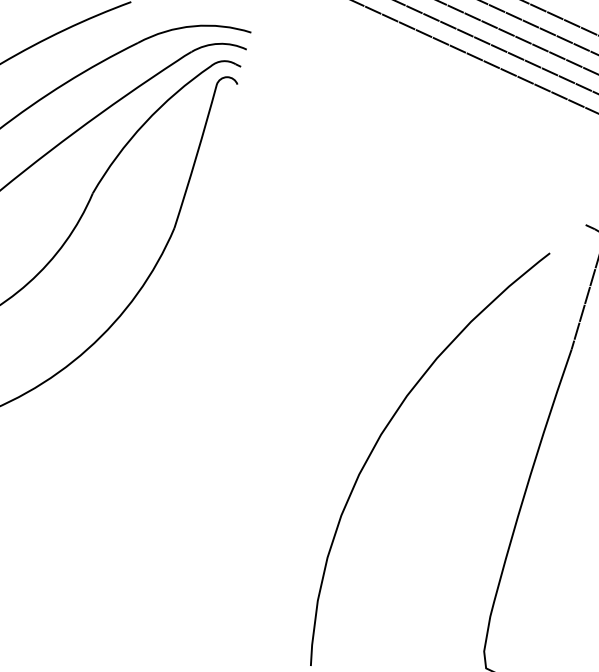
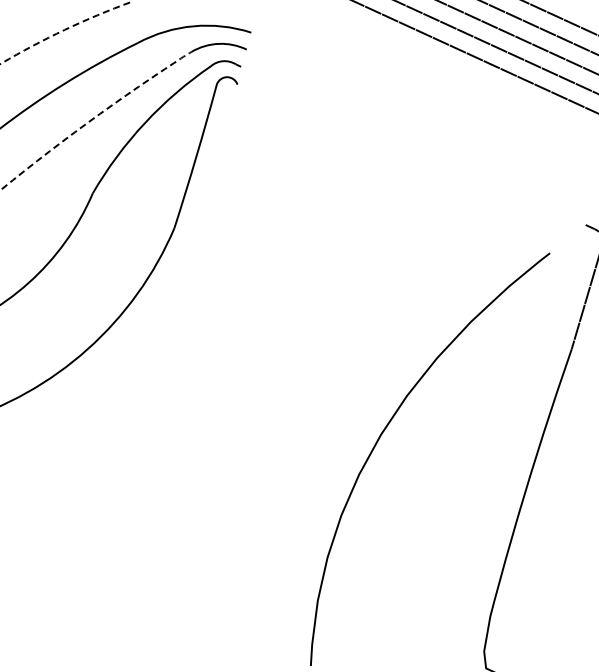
line: solid -> dashed (64, 29)
line: solid -> dashed (97, 116)
